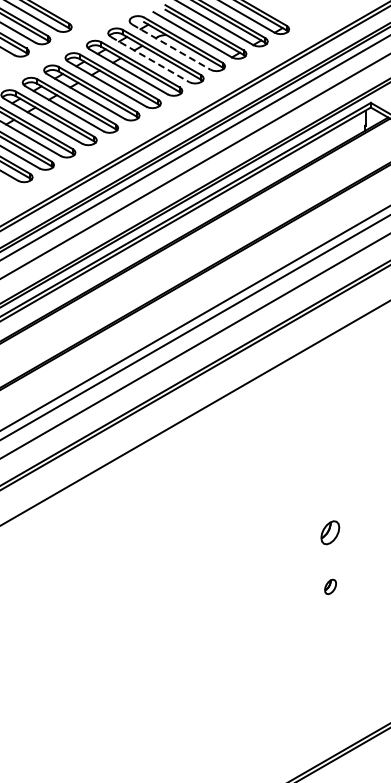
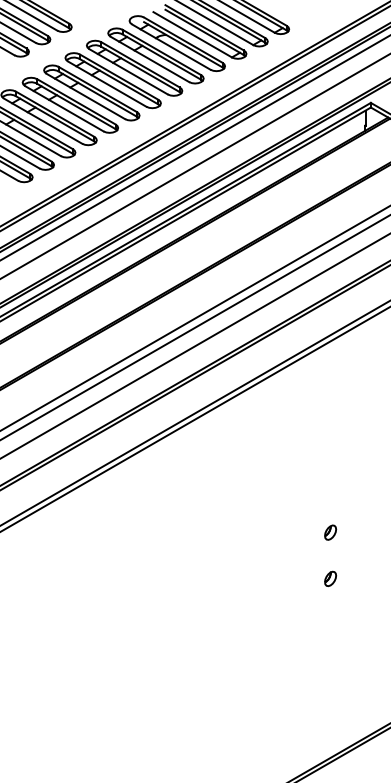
line: dashed -> solid (171, 47)
line: dashed -> solid (150, 59)
line: none -> present (194, 419)
part size: 21x26 px -> 14x17 px (330, 532)
part position: (330, 586) -> (330, 578) (330, 578)
